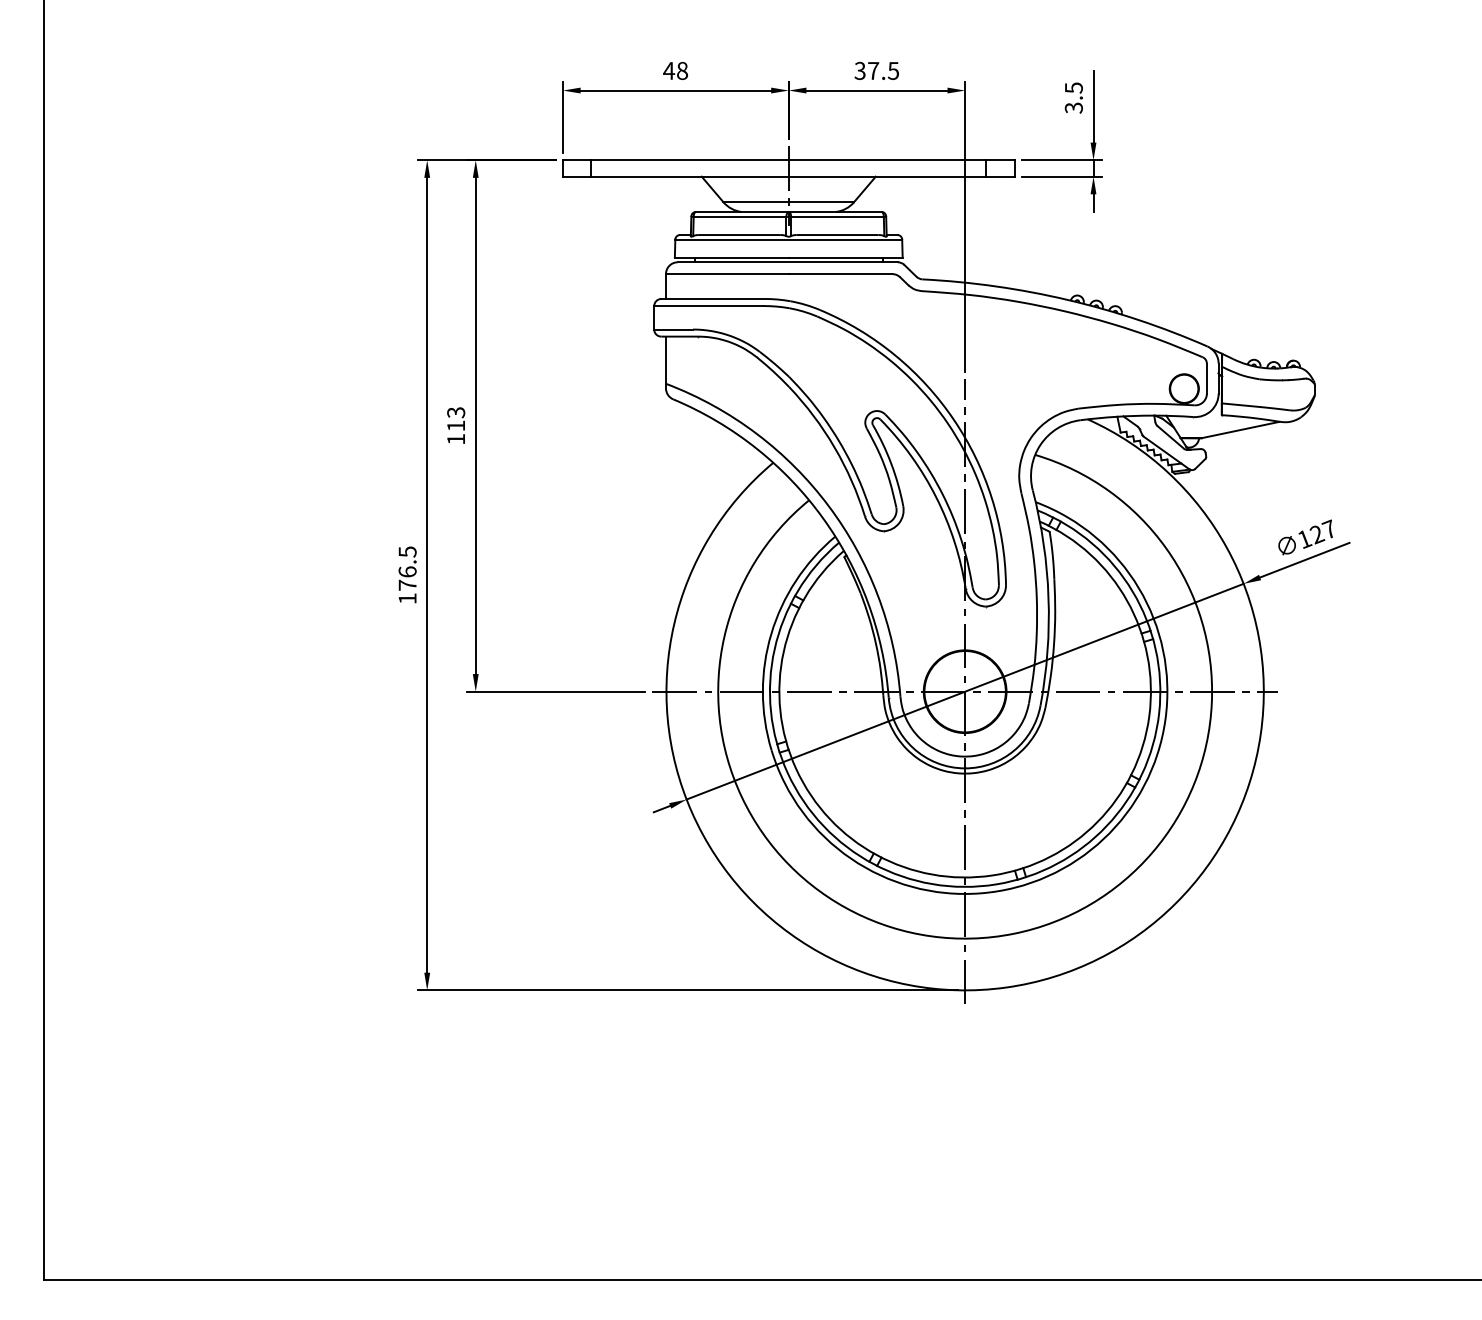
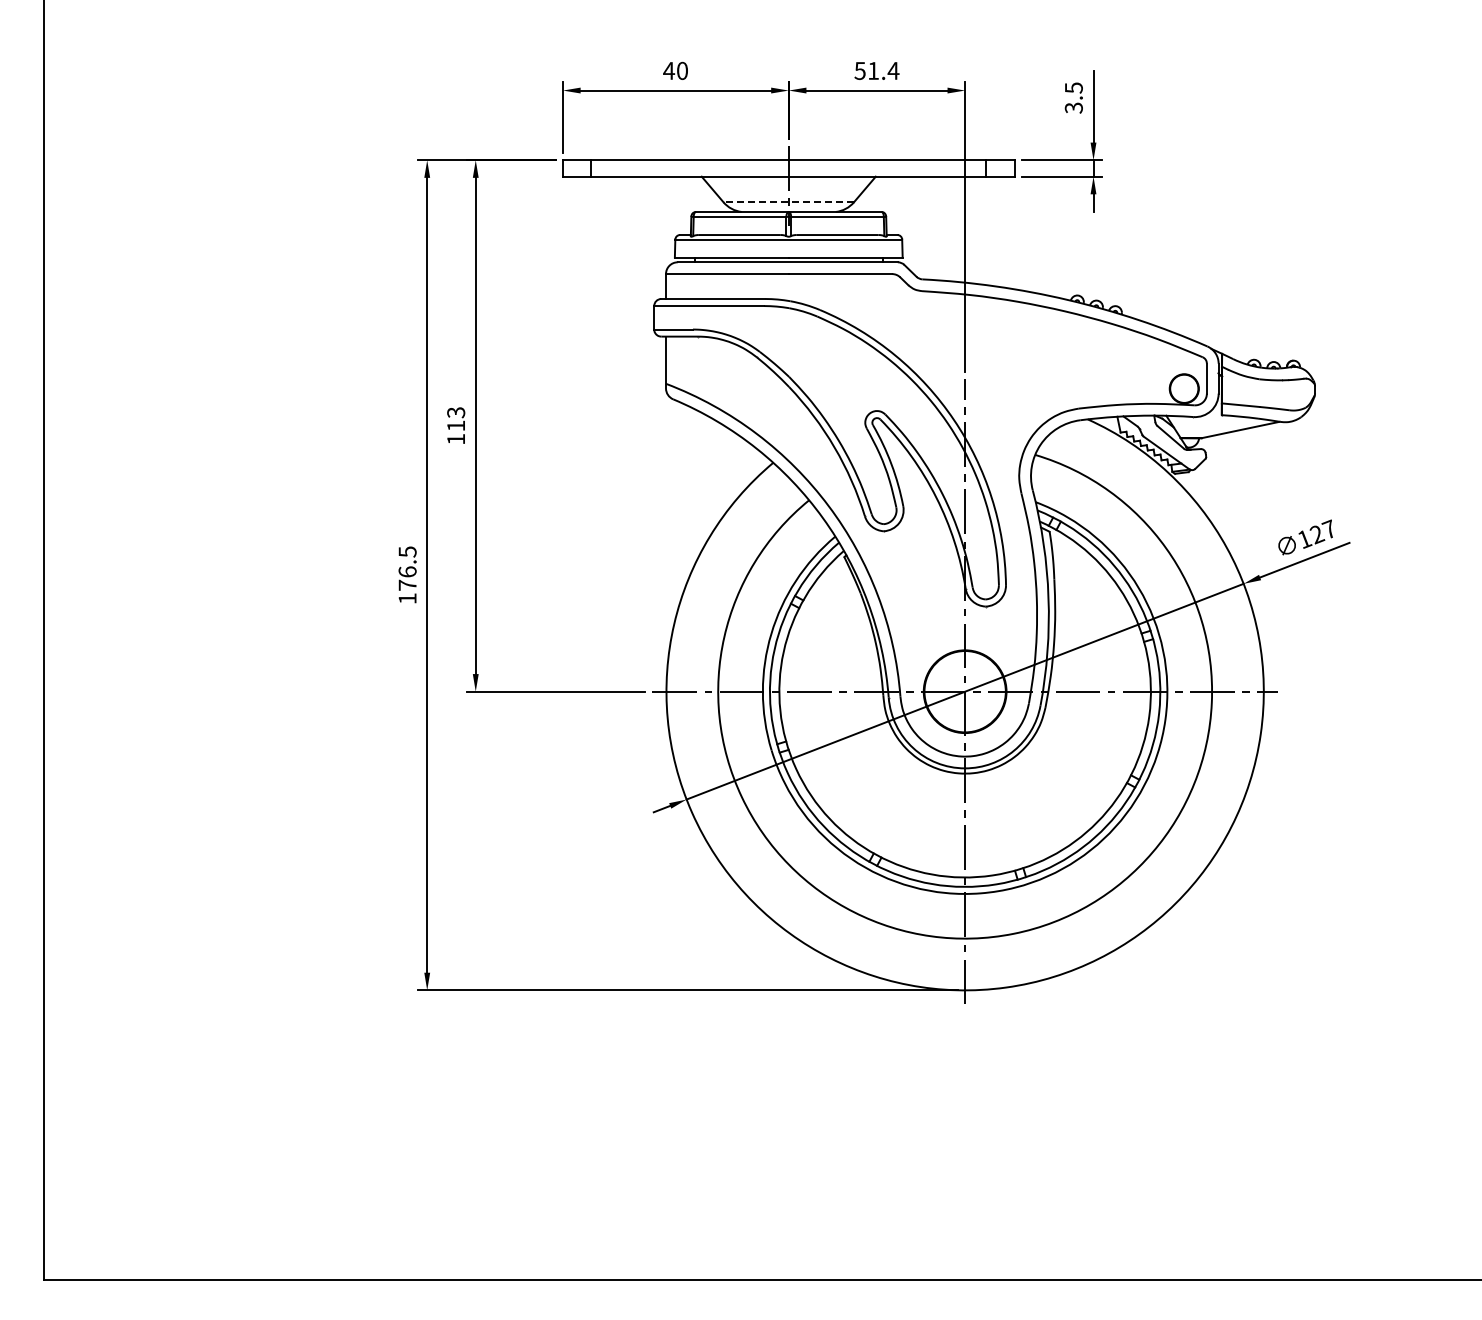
text: 48 -> 40 (682, 70)
text: 37.5 -> 51.4 (877, 70)
line: solid -> dashed (788, 202)
